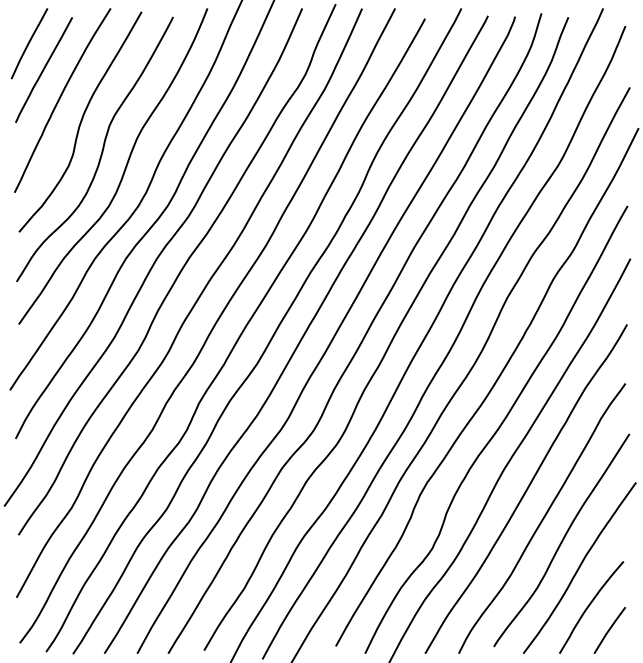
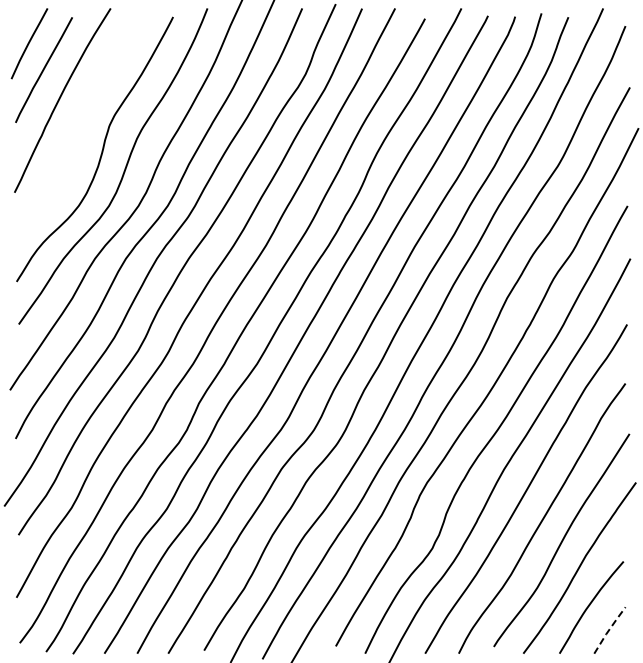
curve: present -> none (80, 121)
line: solid -> dashed (609, 629)
